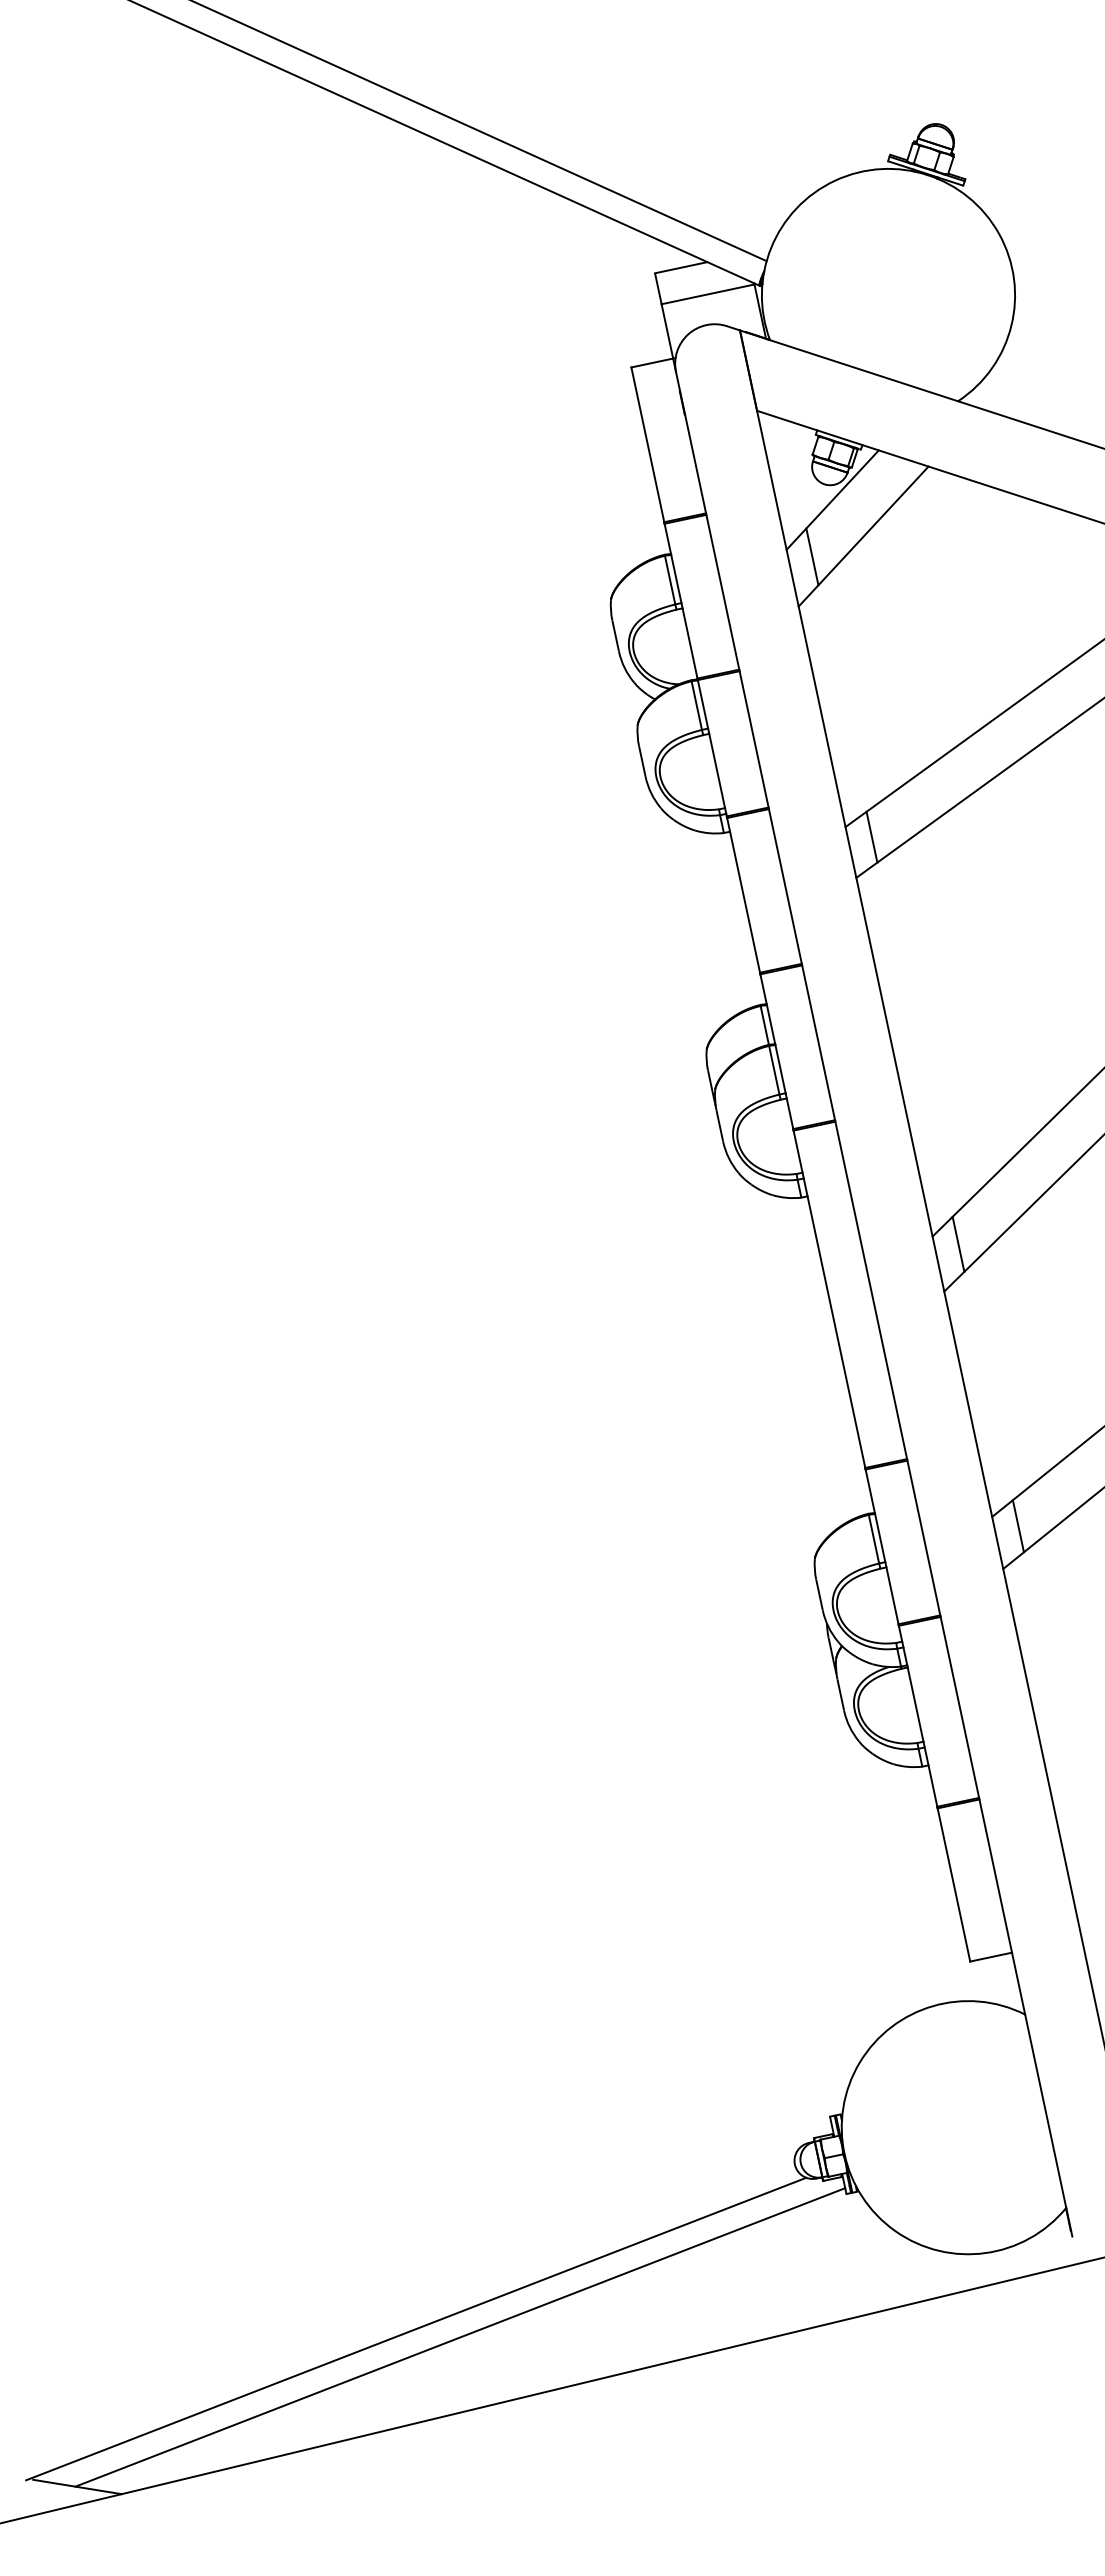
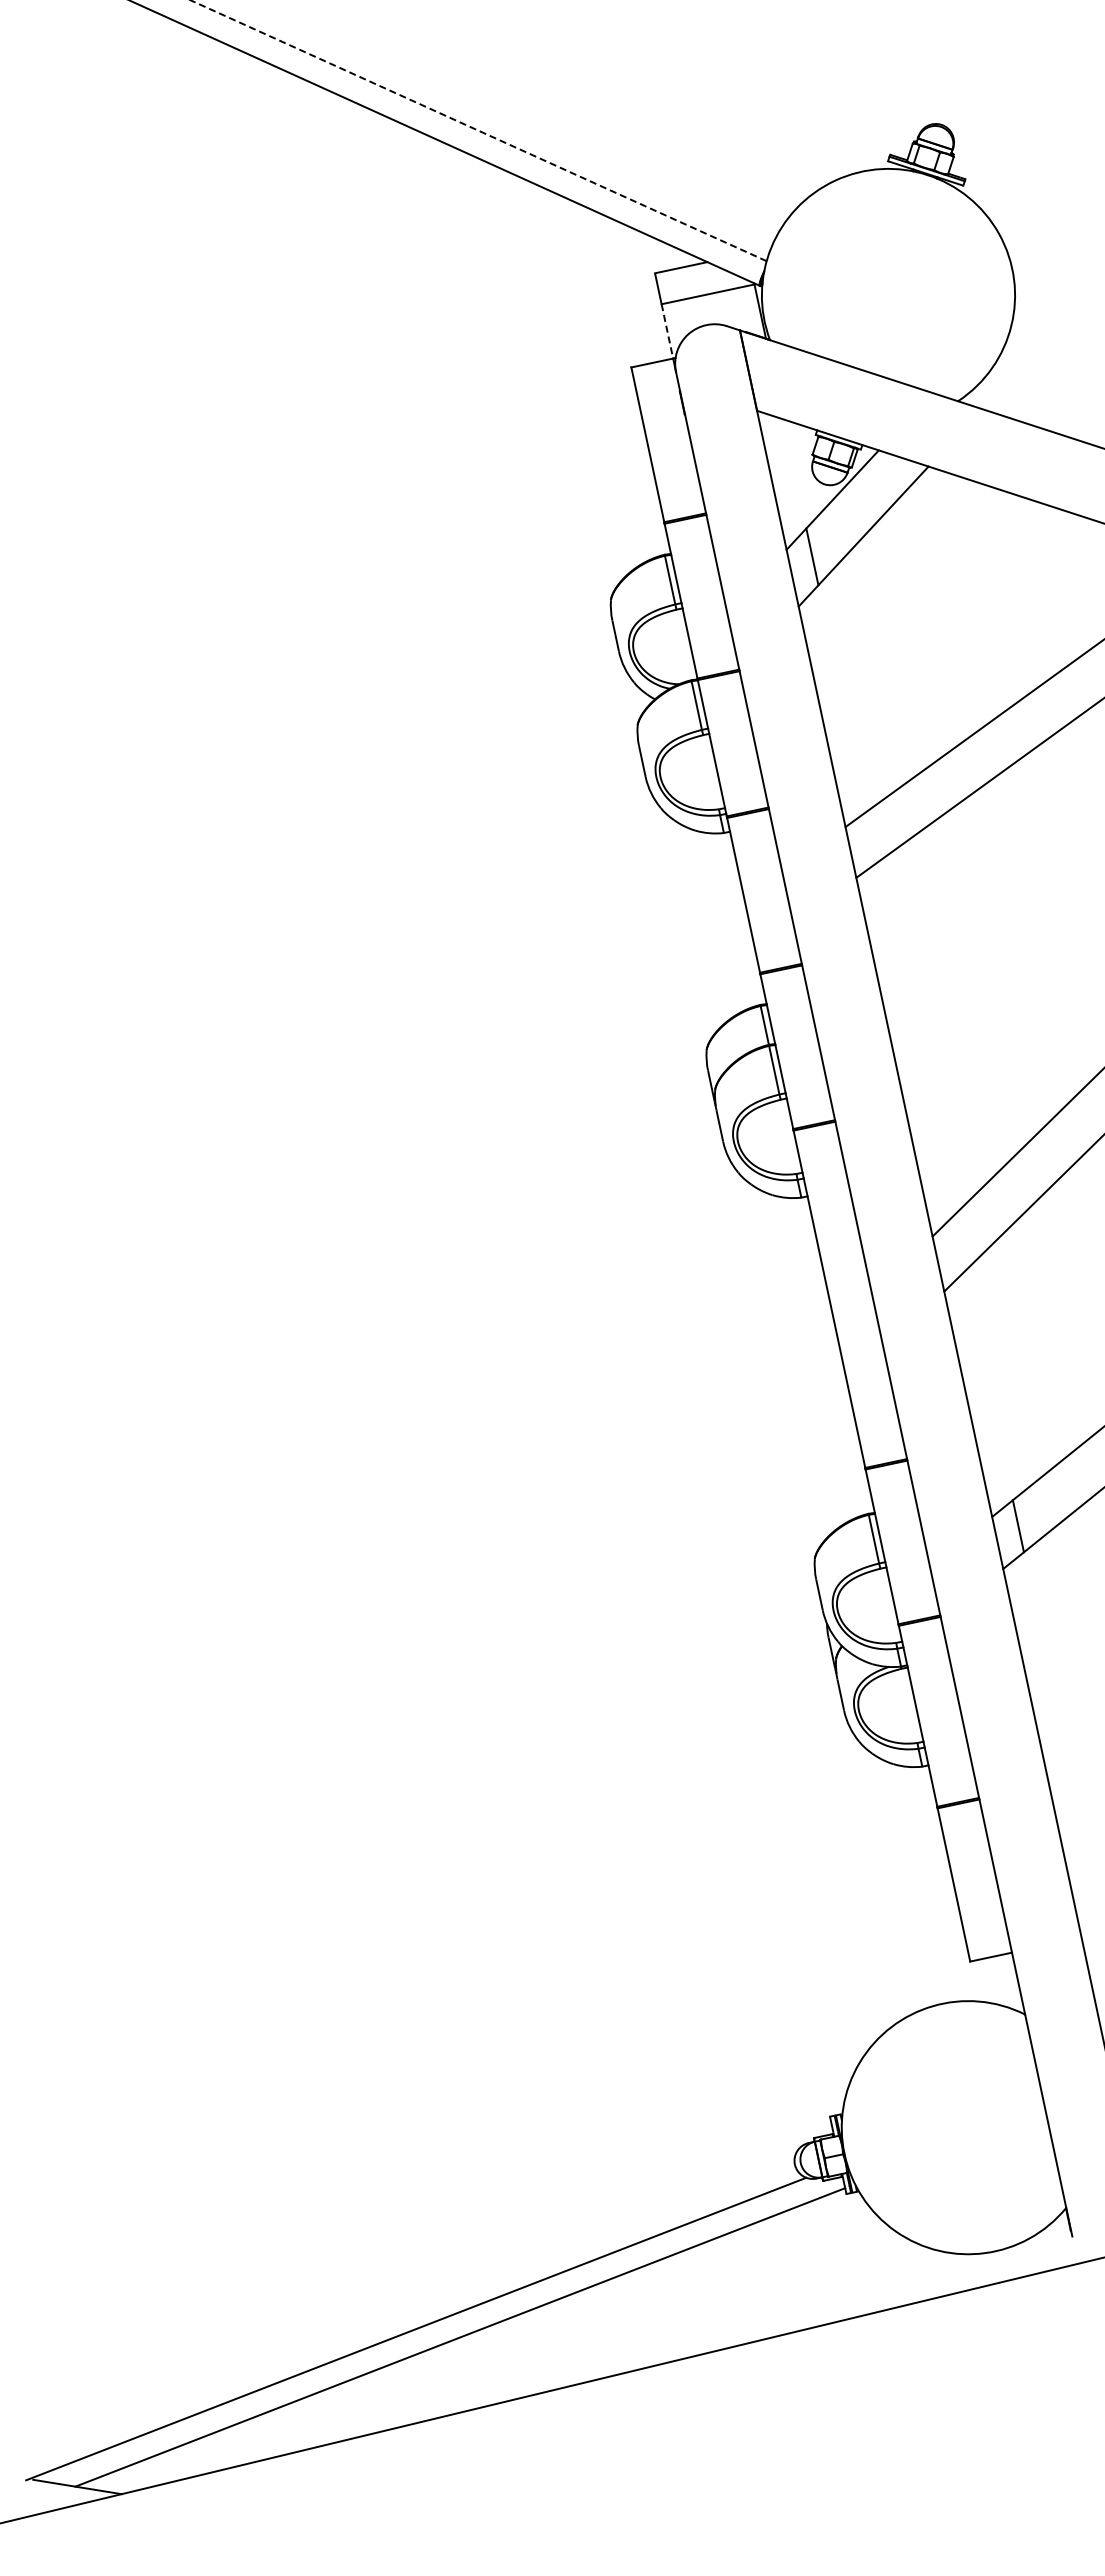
line: solid -> dashed (477, 130)
line: solid -> dashed (667, 331)
line: present -> none (871, 836)
line: present -> none (958, 1243)
